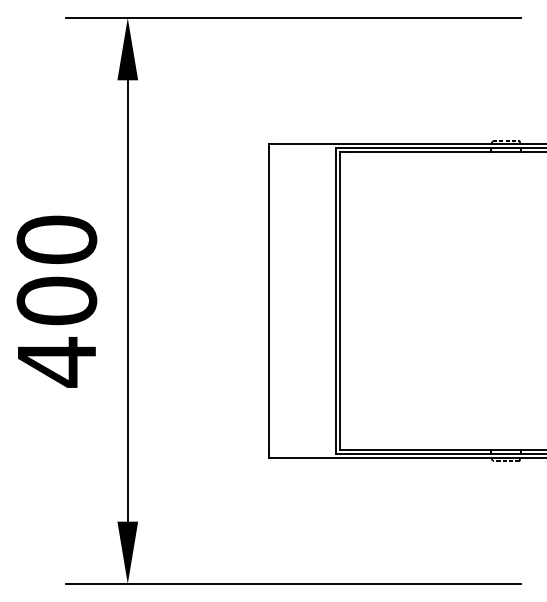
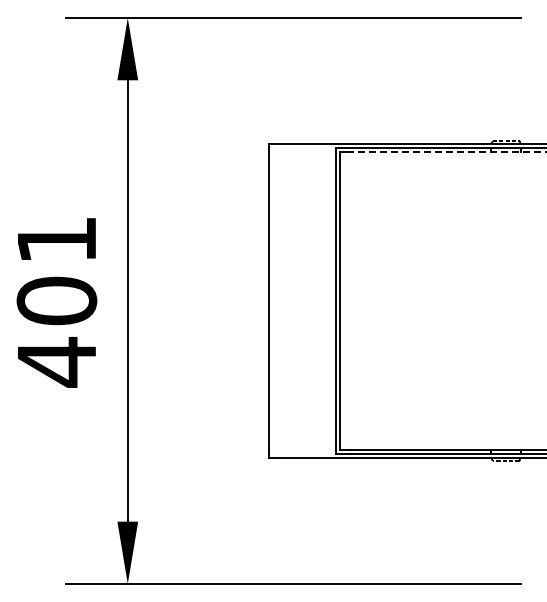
line: solid -> dashed (448, 152)
text: 400 -> 401 (56, 239)
